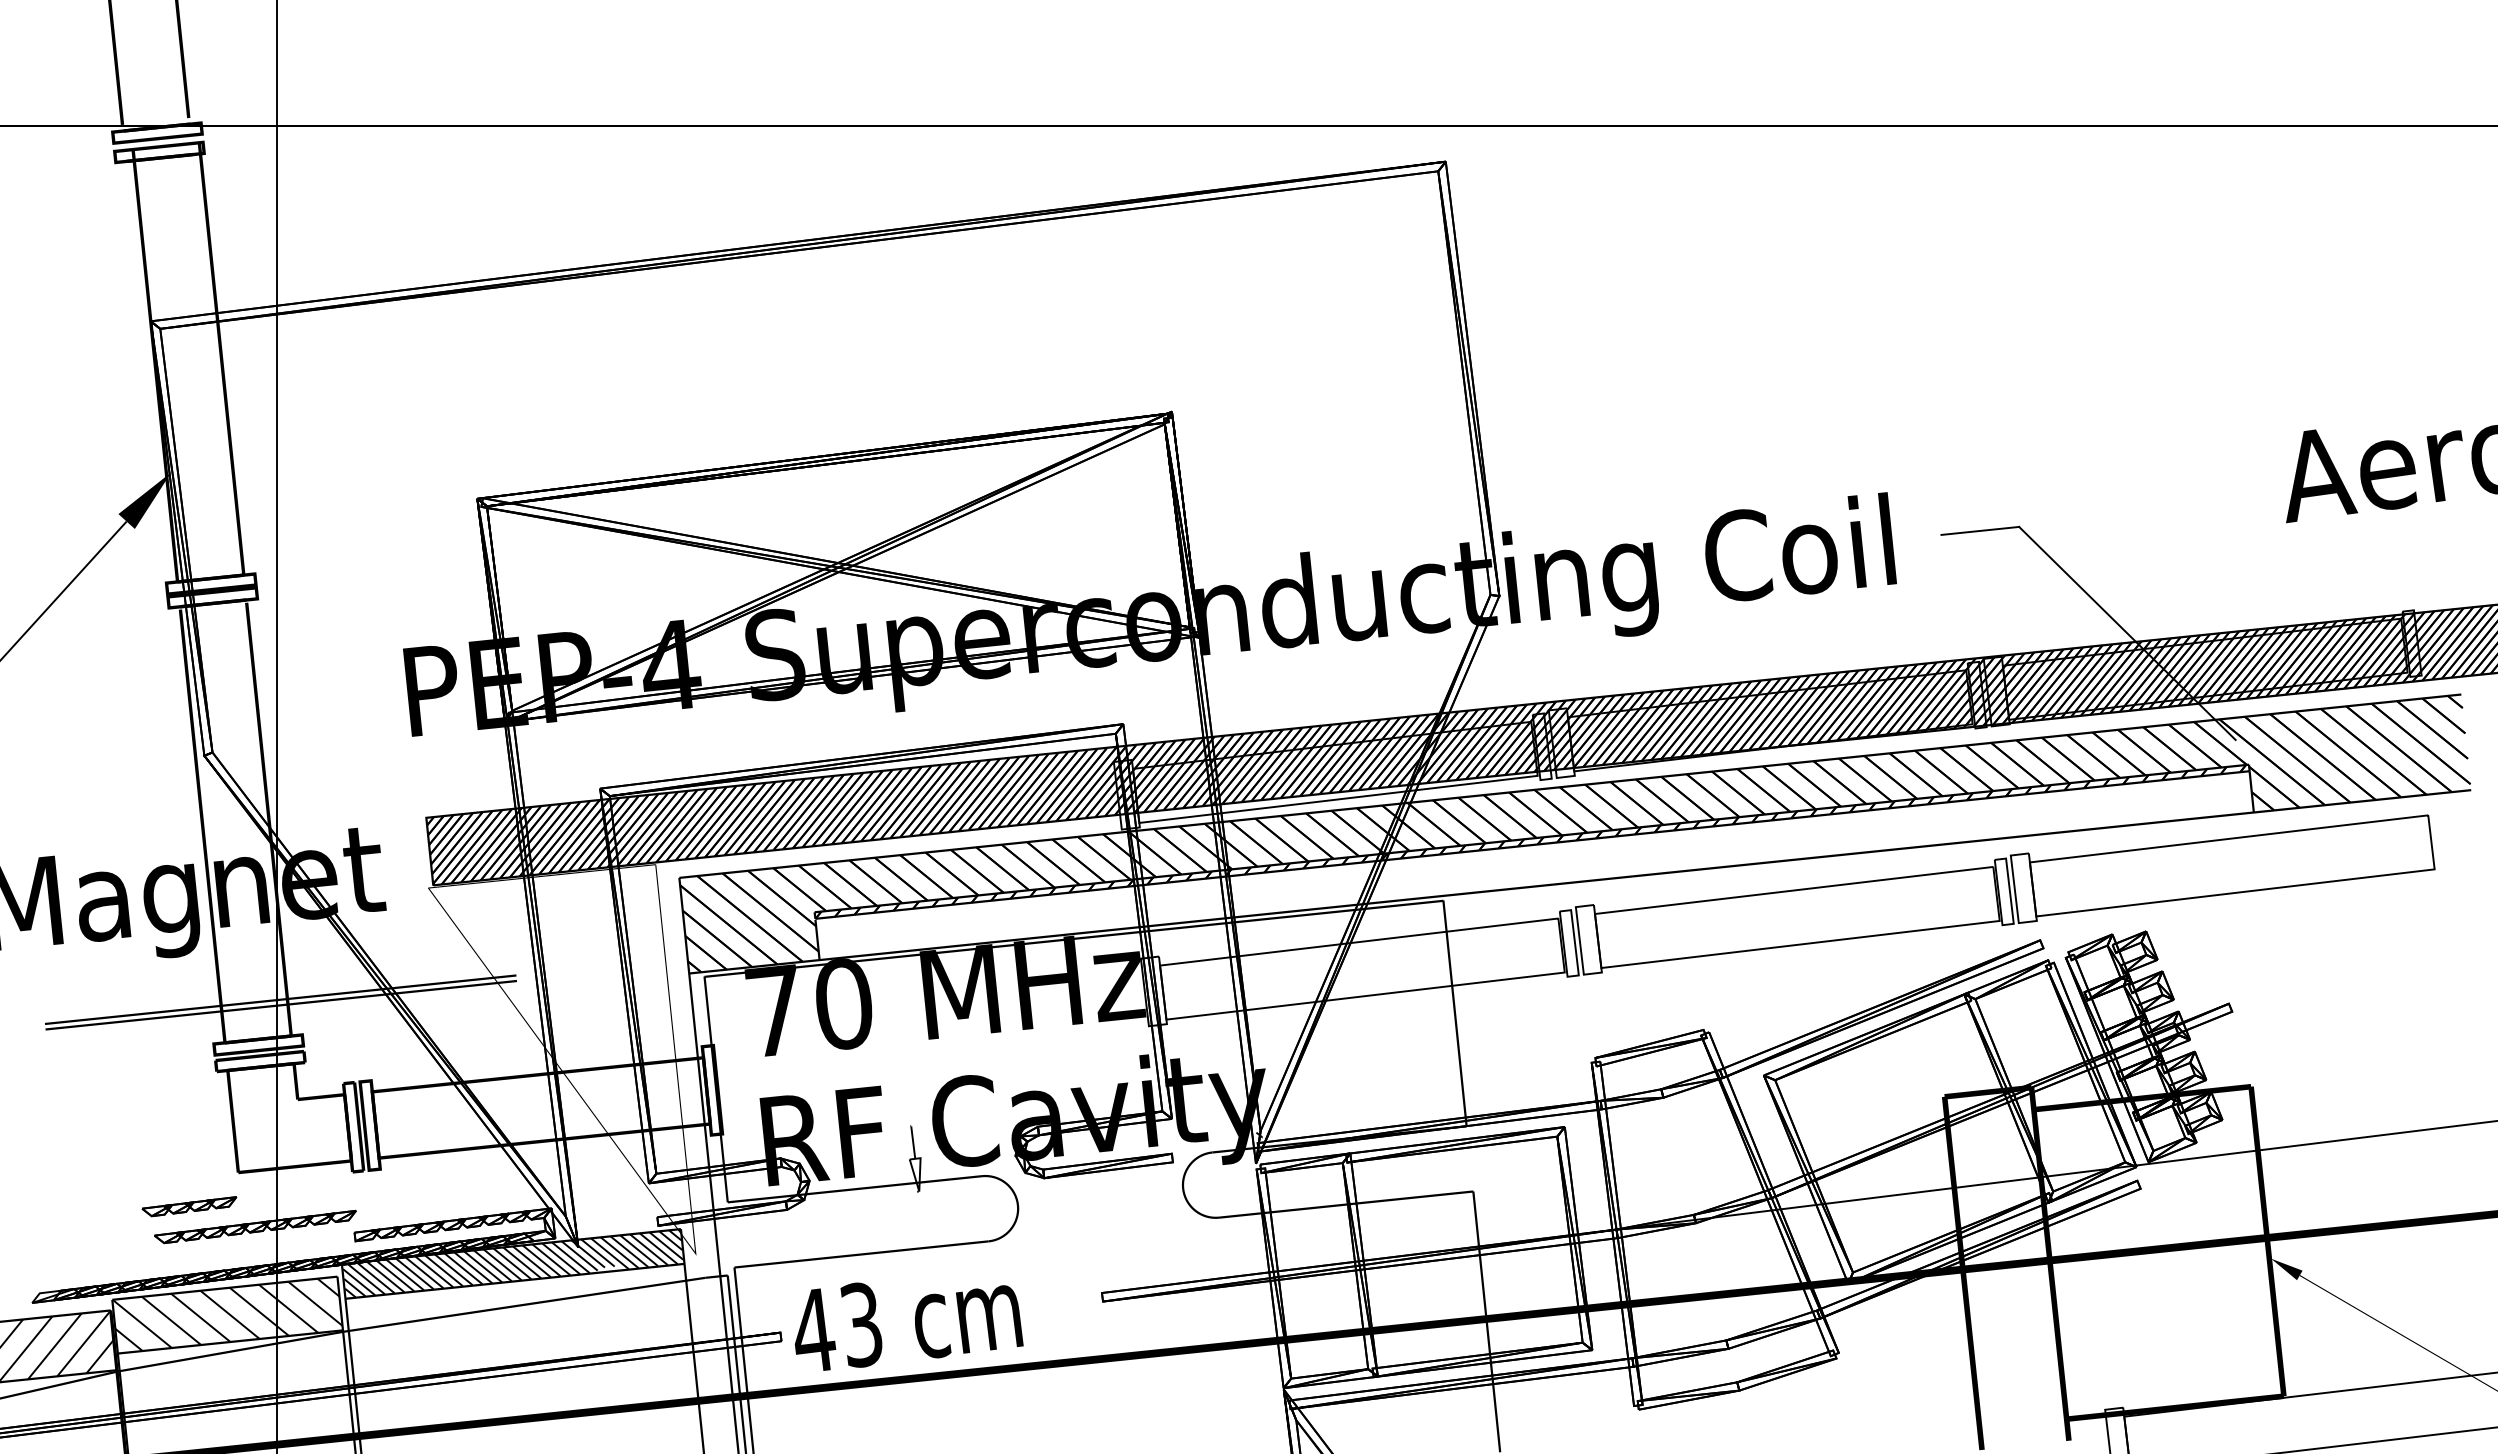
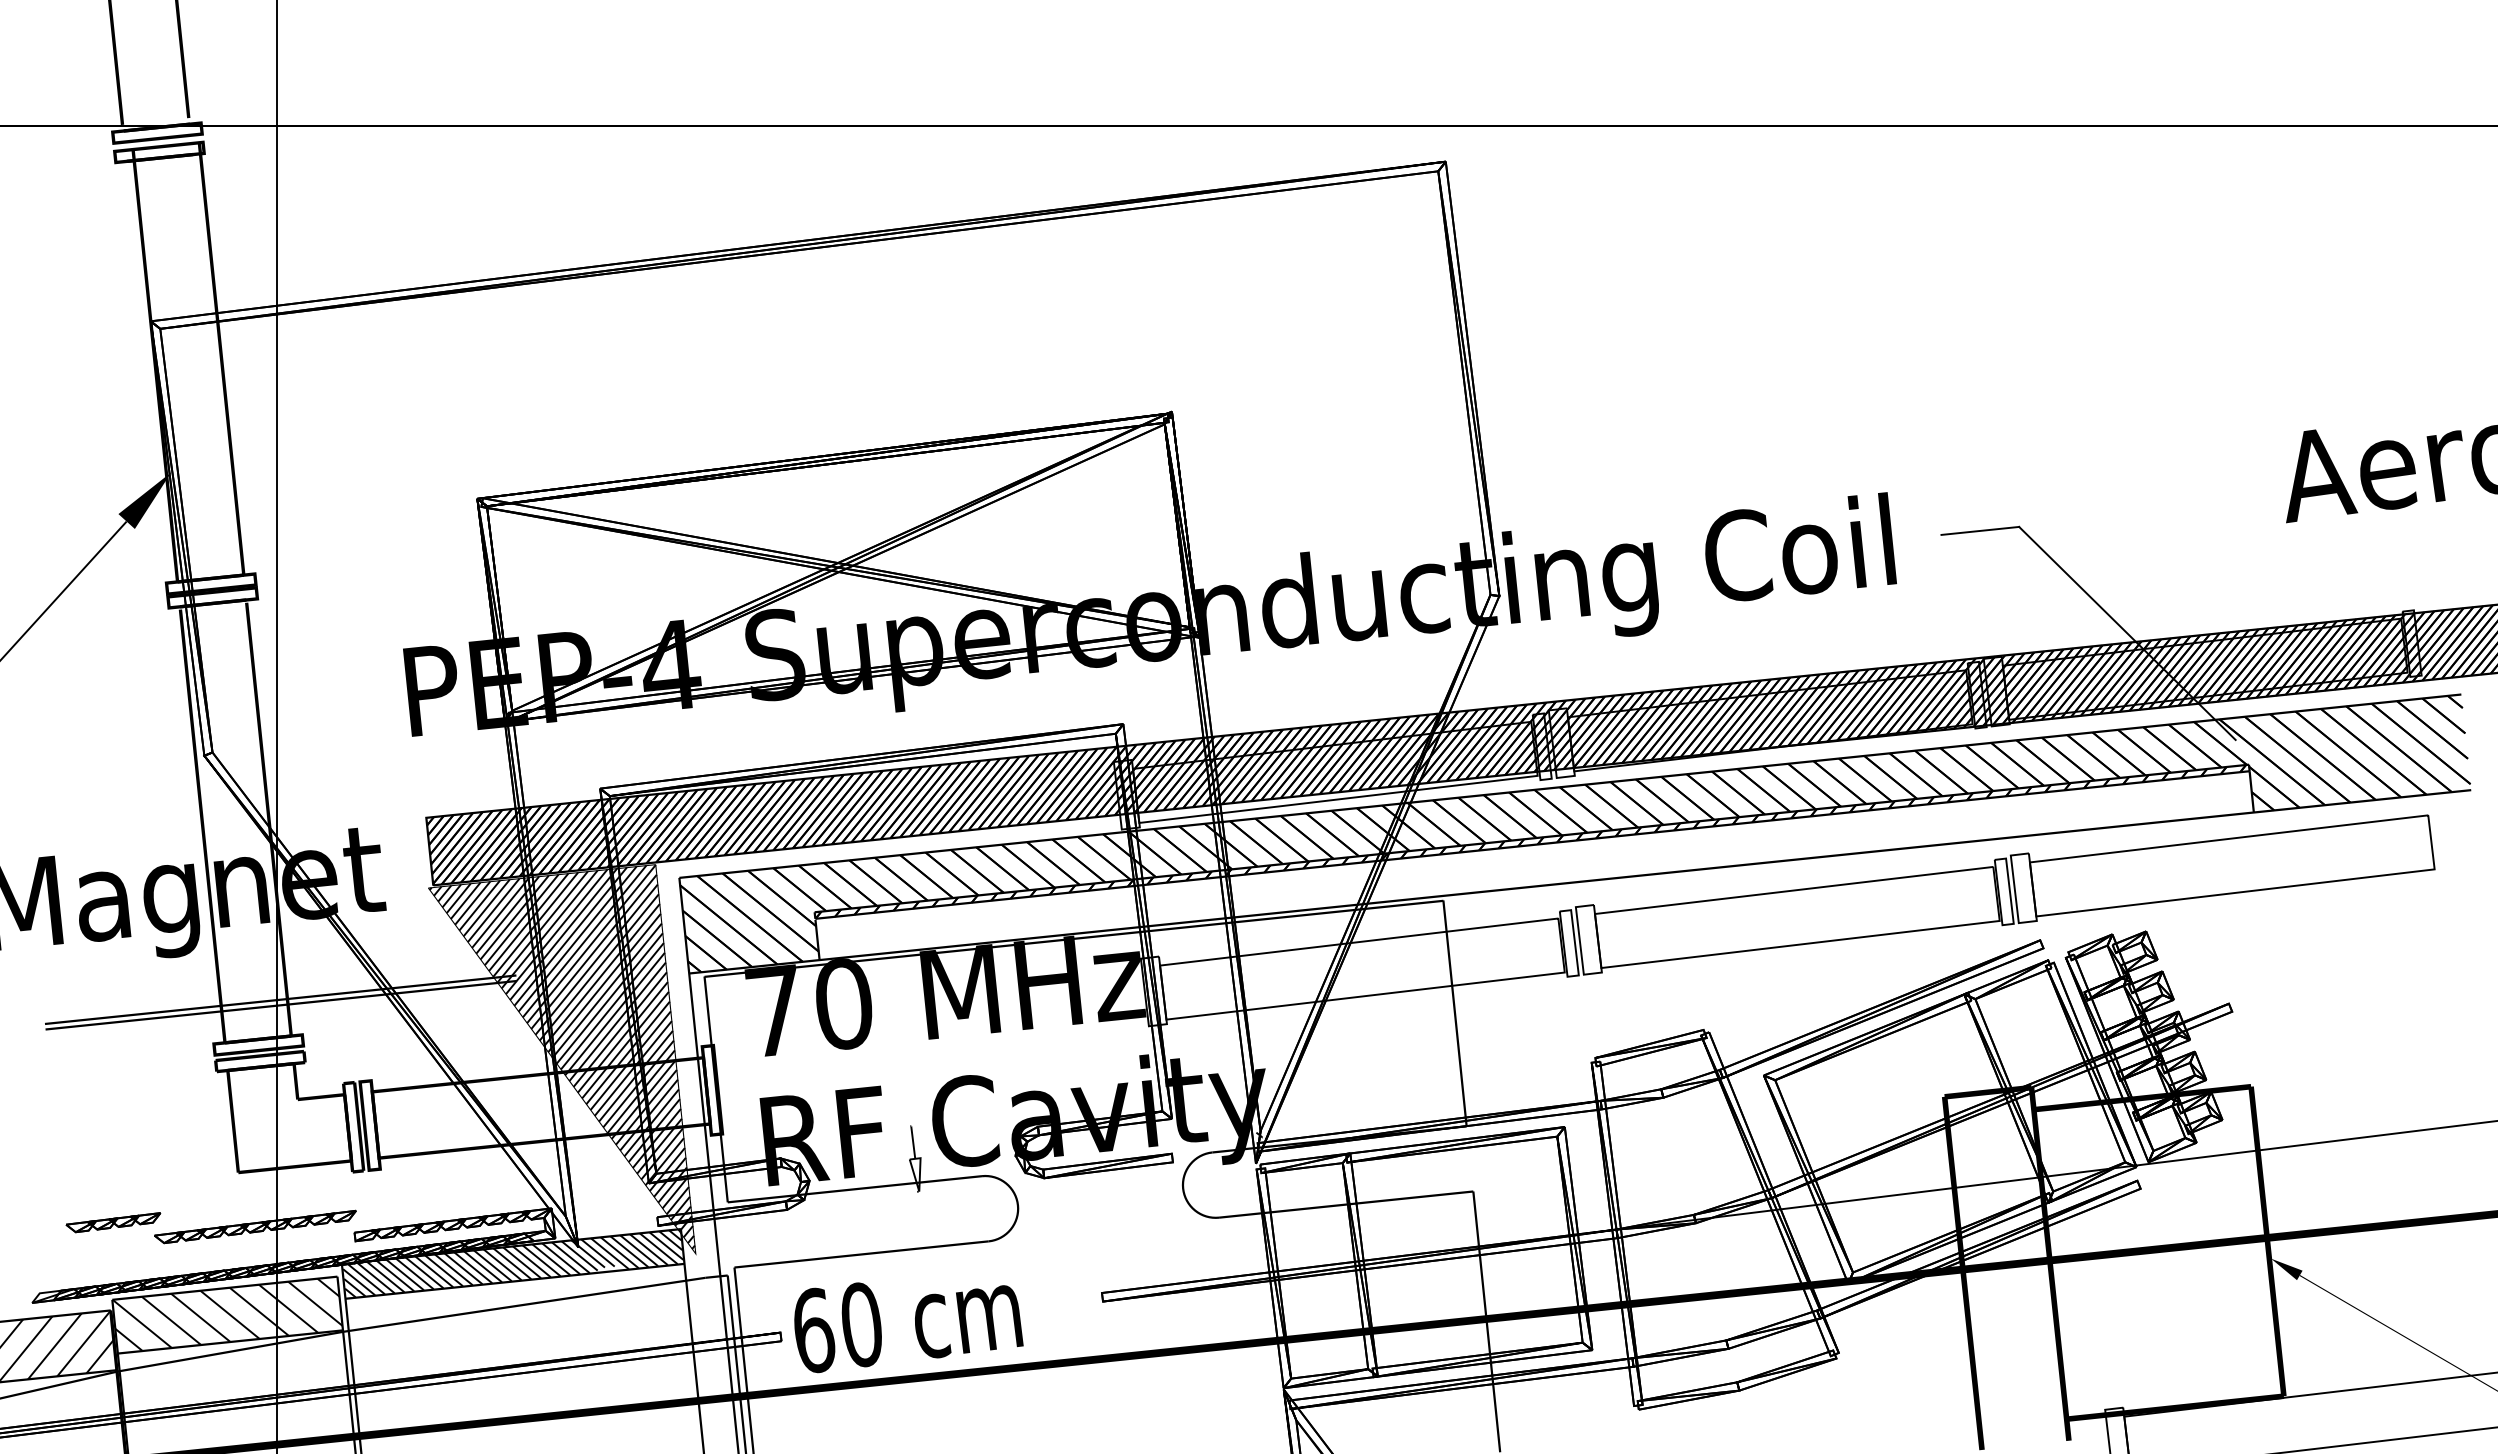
hatch: none -> present (561, 1056)
part position: (189, 1206) -> (113, 1222) (113, 1222)
text: 43 -> 60 (838, 1327)
